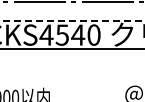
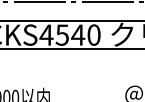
line: dashed -> solid (72, 20)
